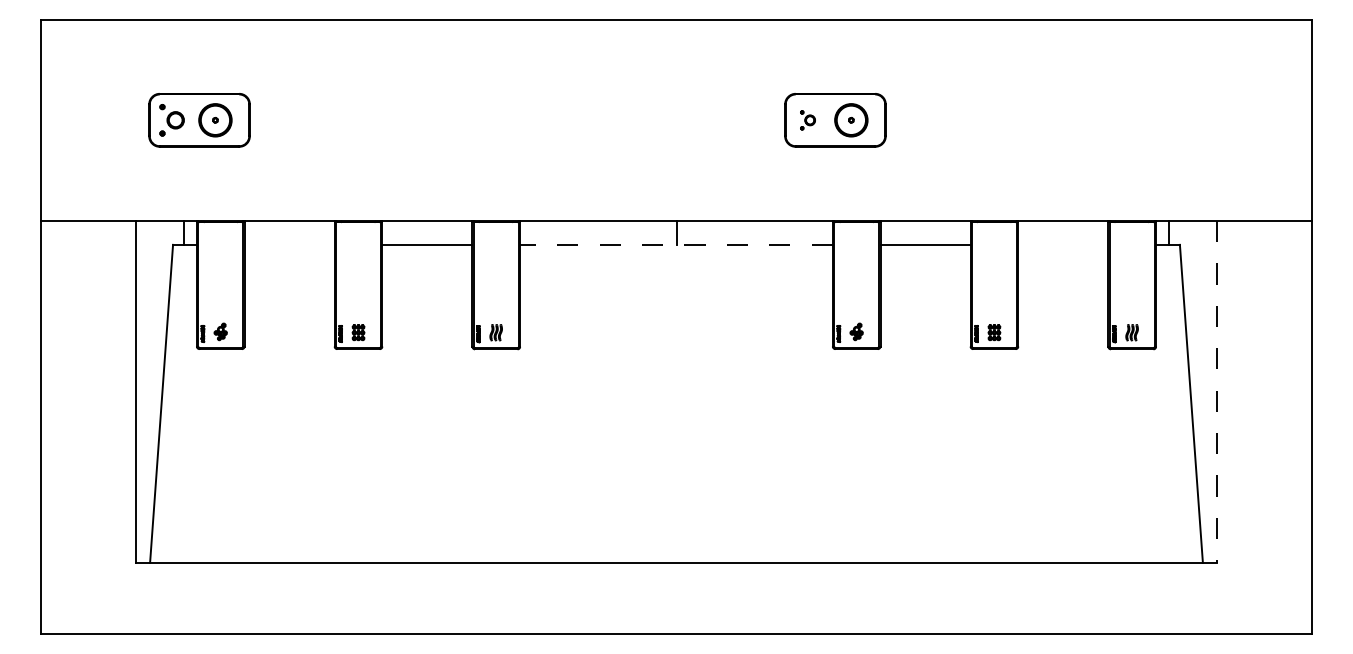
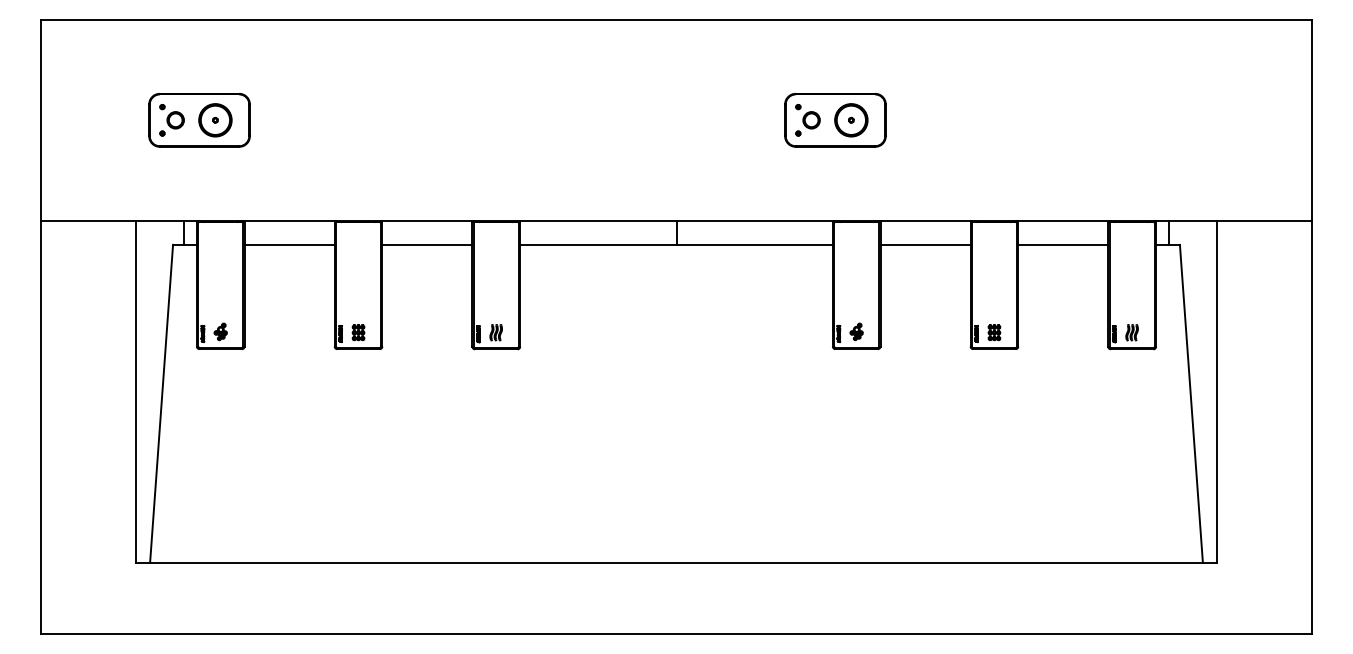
part size: 16x21 px -> 26x33 px (807, 120)
line: none -> present (289, 244)
line: dashed -> solid (675, 244)
line: none -> present (1063, 244)
line: dashed -> solid (1217, 391)
